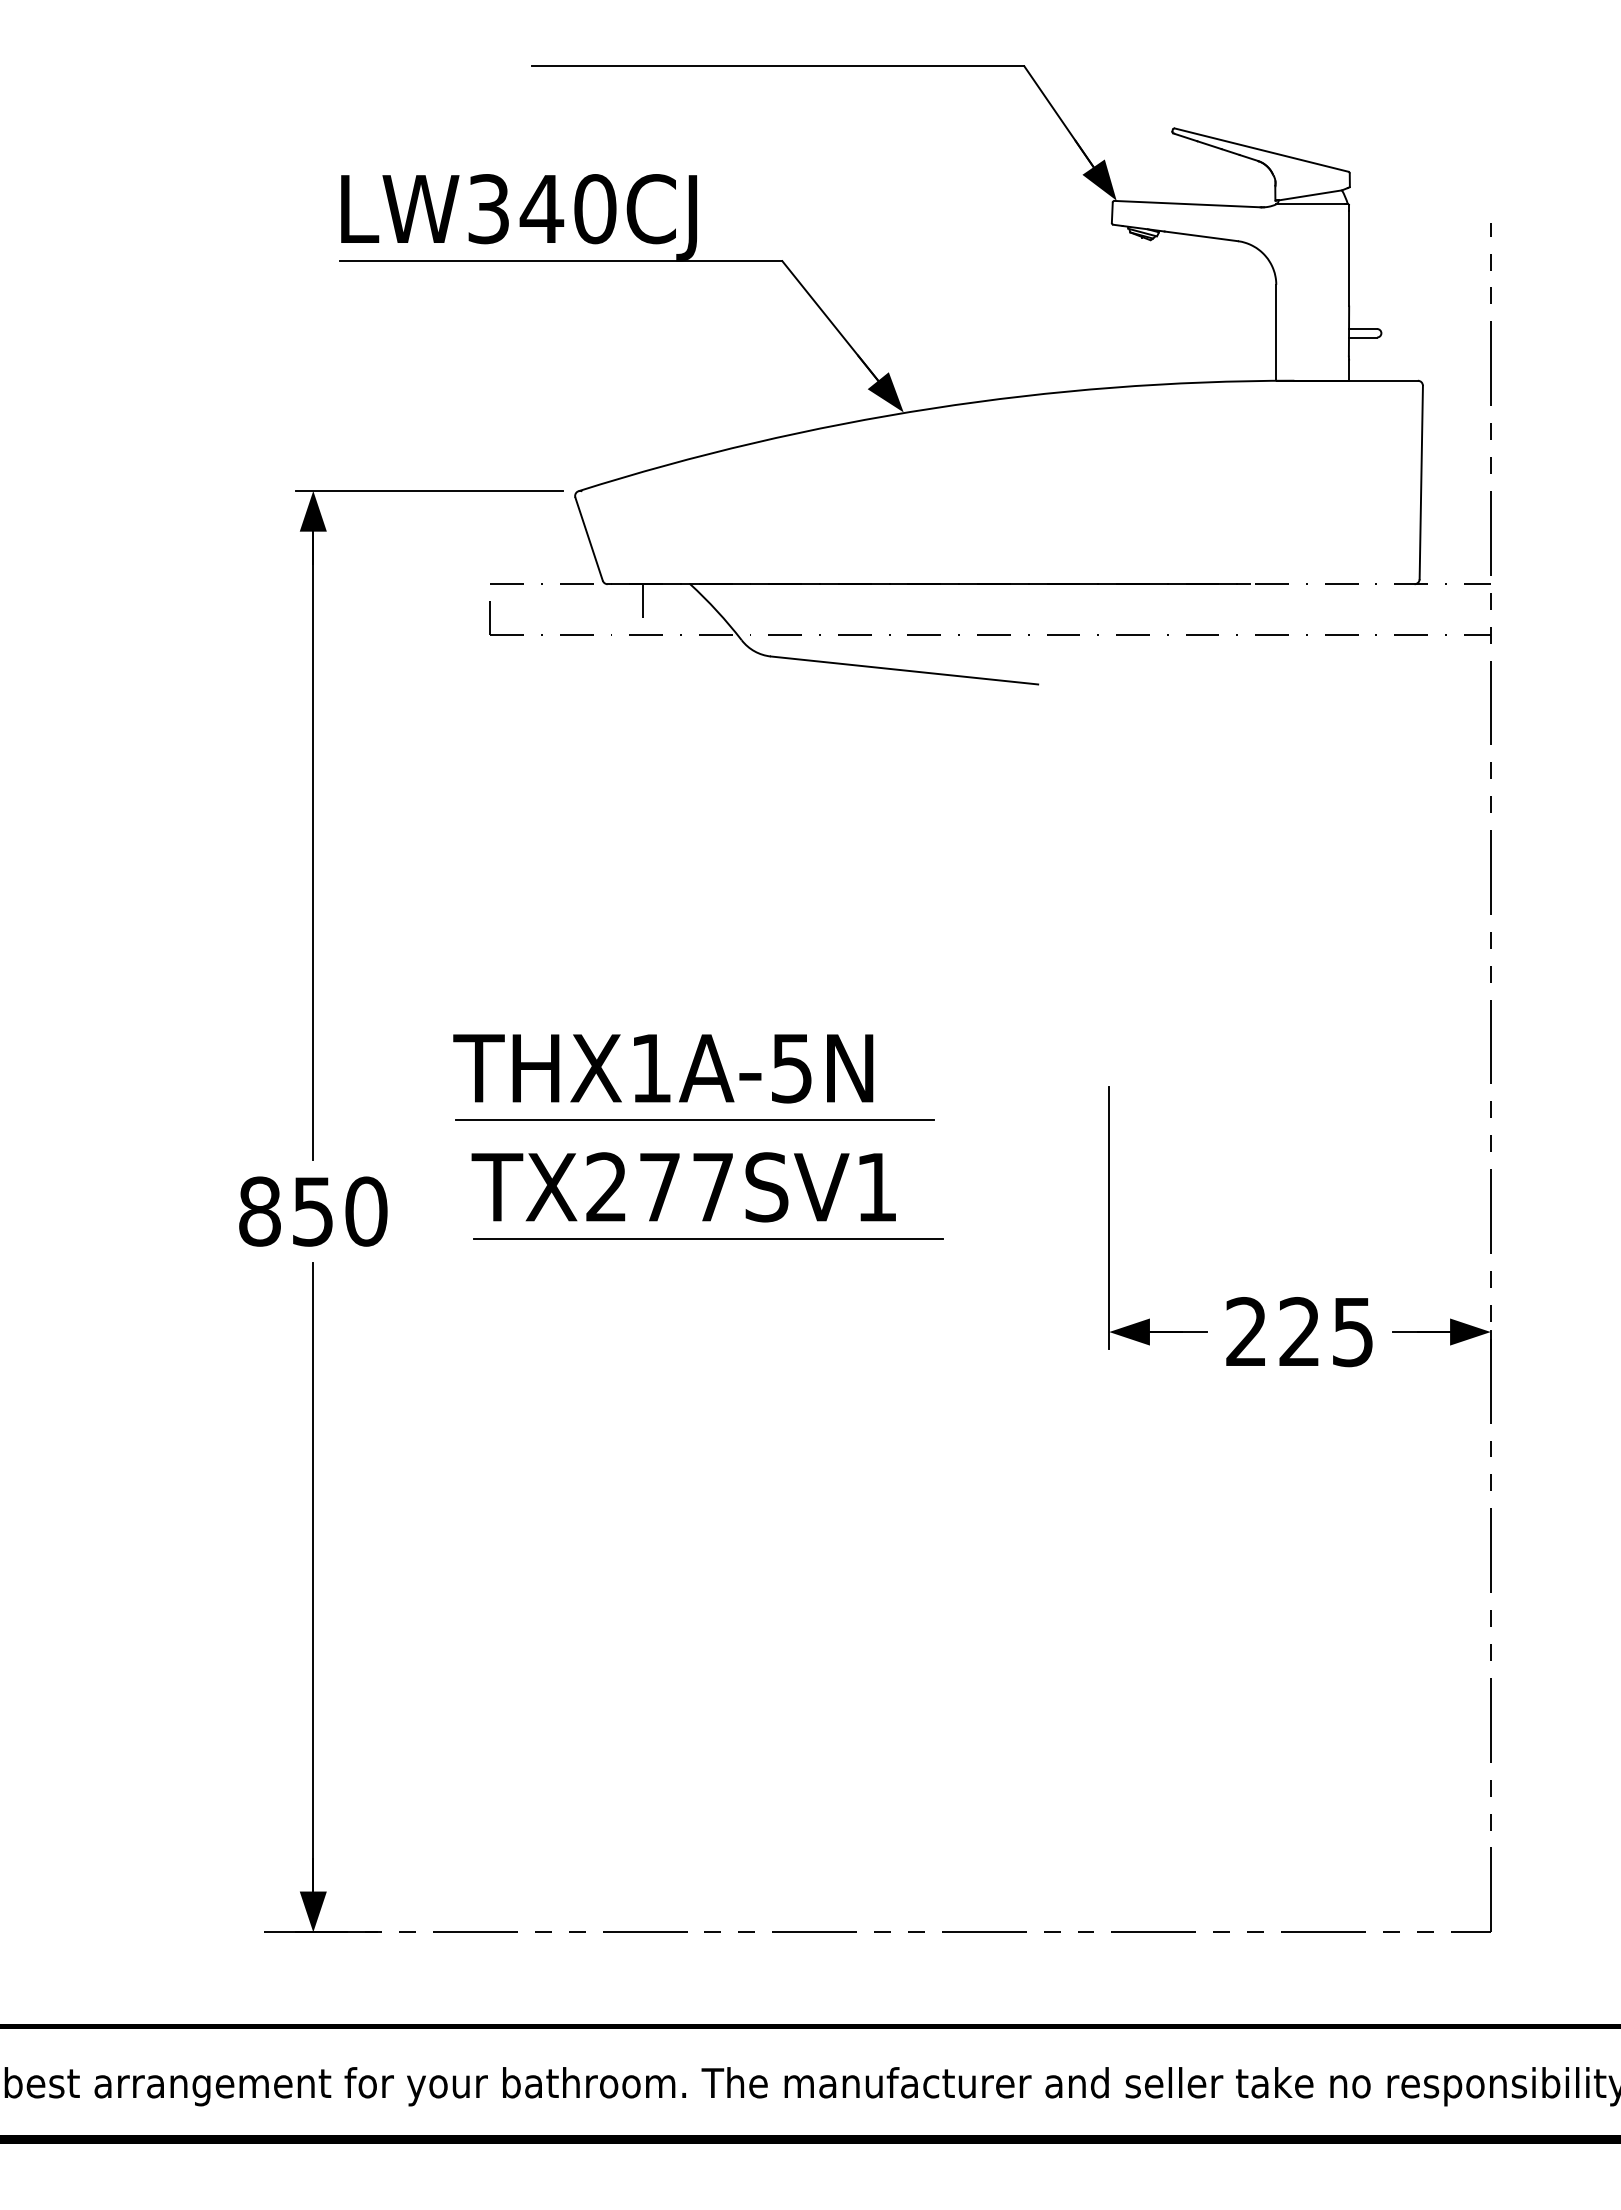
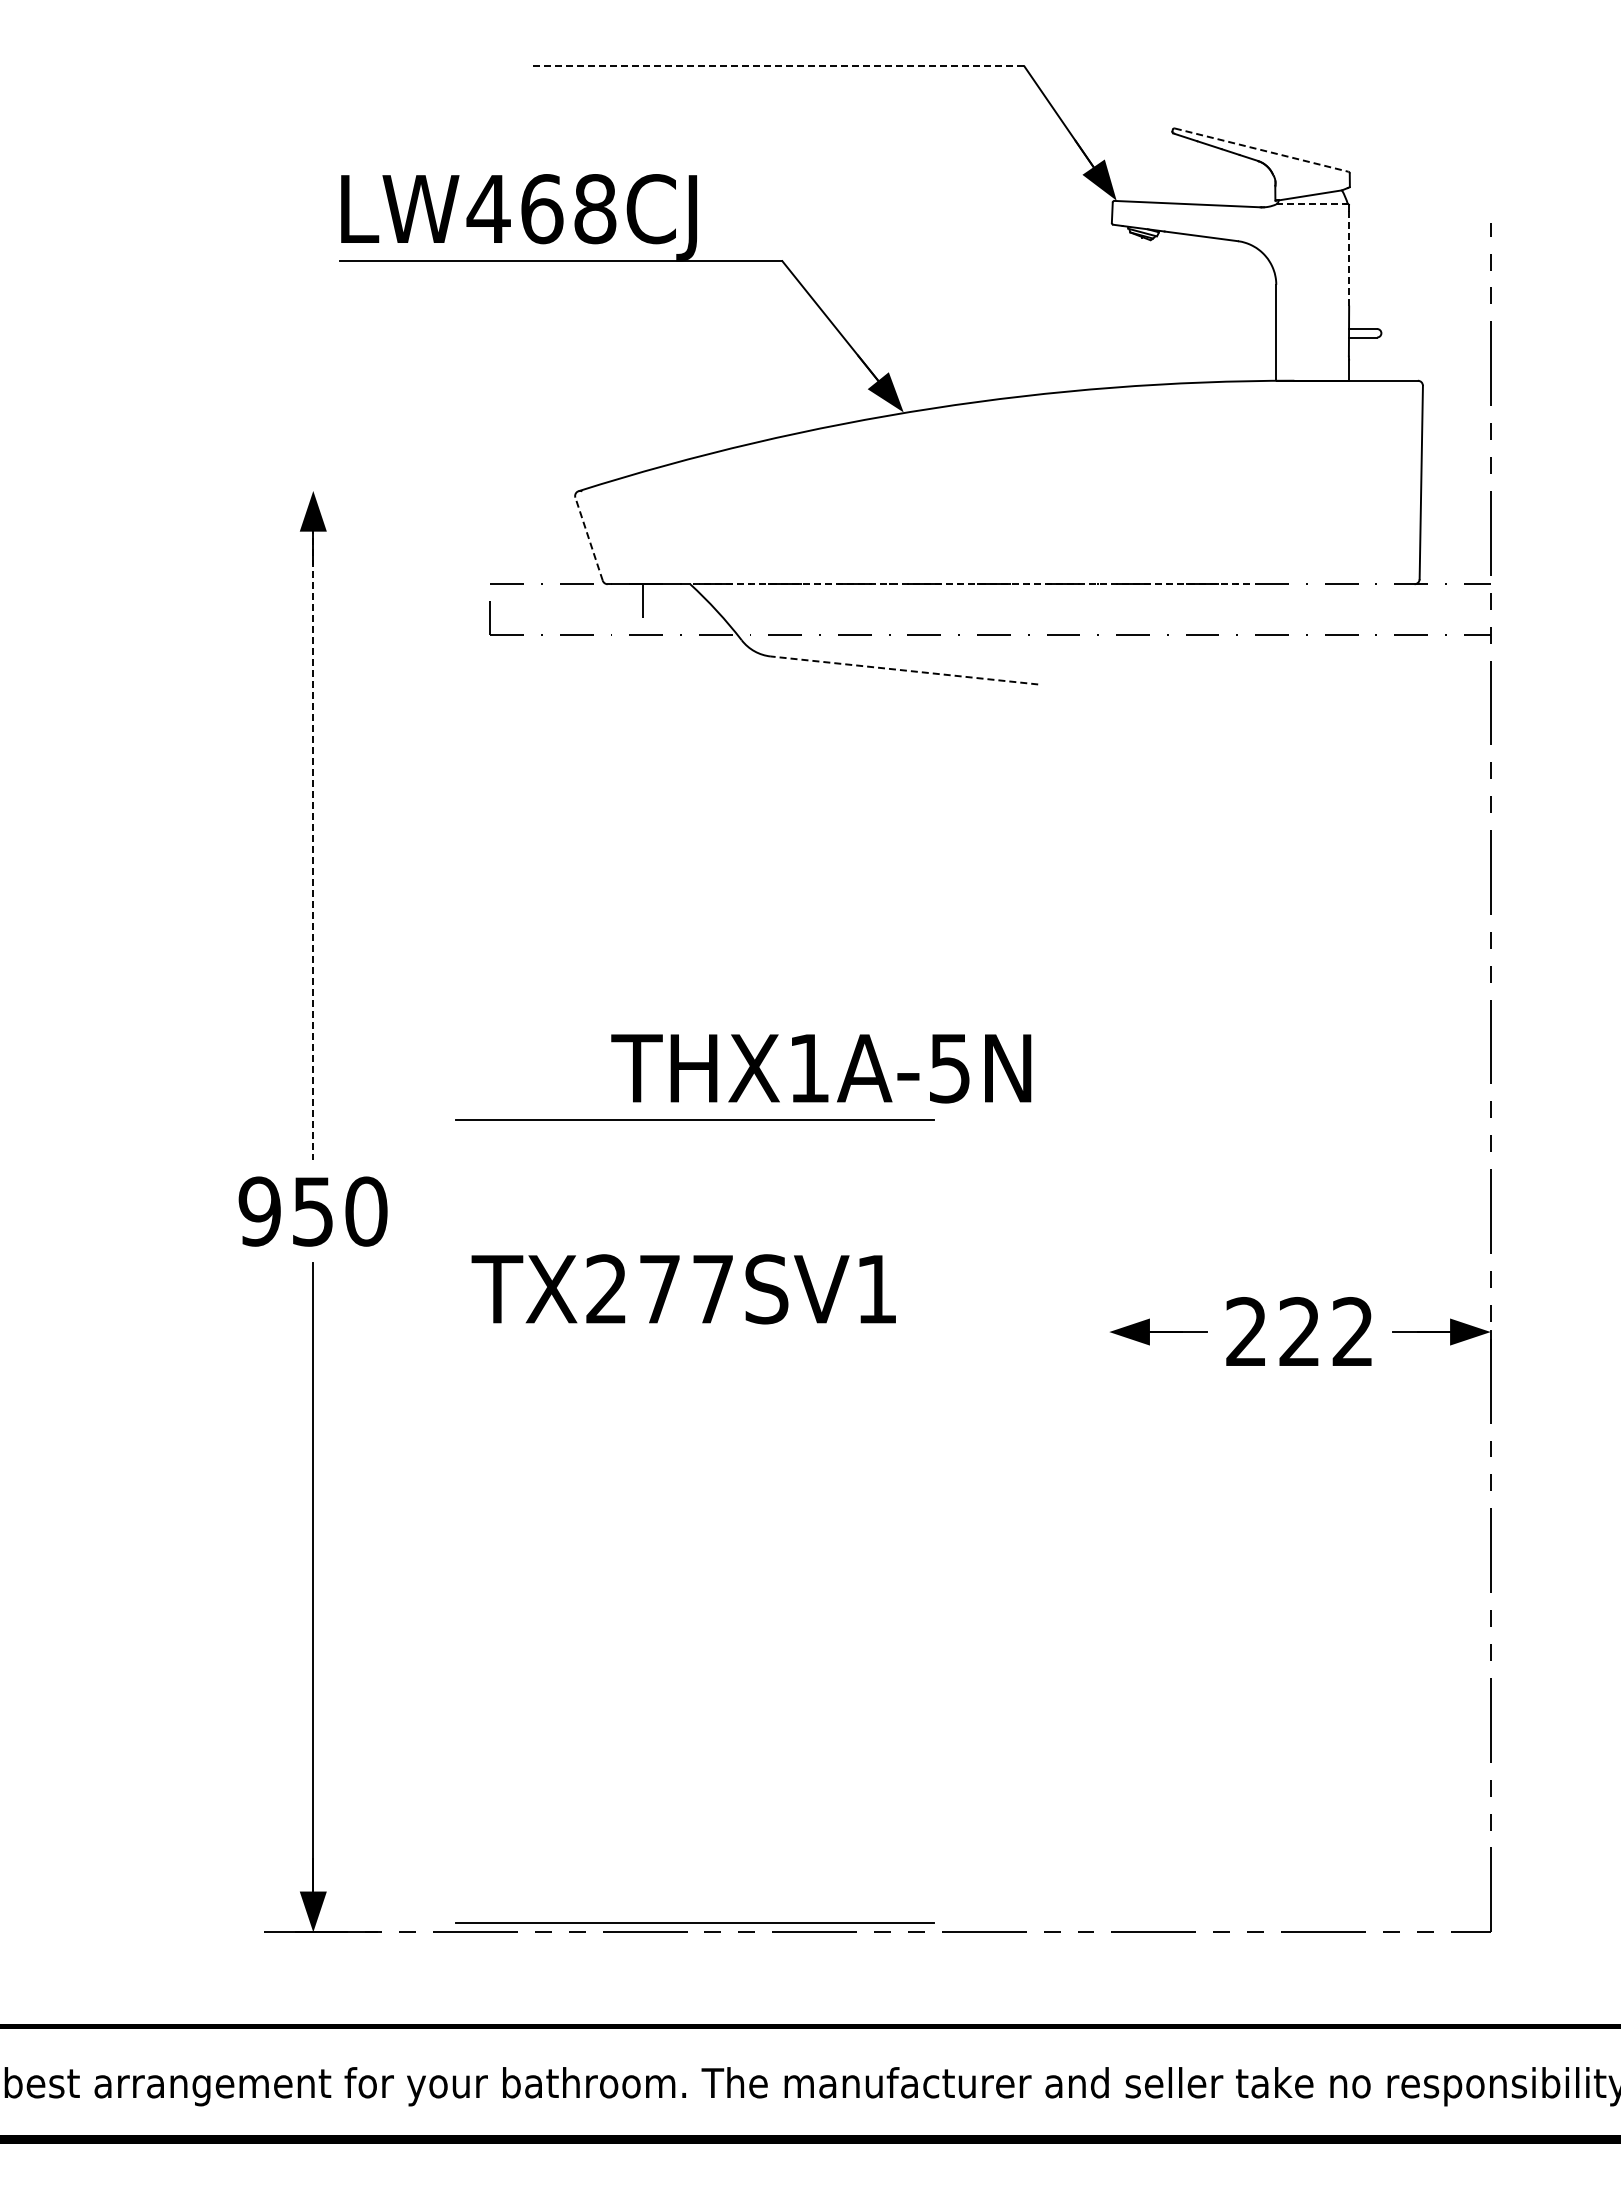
line: solid -> dashed (777, 66)
line: solid -> dashed (1262, 150)
line: solid -> dashed (1312, 204)
text: LW340CJ -> LW468CJ (541, 209)
line: solid -> dashed (1349, 258)
line: present -> none (429, 490)
line: solid -> dashed (589, 539)
line: solid -> dashed (970, 584)
line: solid -> dashed (904, 670)
line: solid -> dashed (313, 832)
text position: (663, 1068) -> (821, 1068) (821, 1068)
text position: (683, 1187) -> (683, 1289) (683, 1289)
text: 850 -> 950 (259, 1211)
line: present -> none (1109, 1218)
line: present -> none (708, 1239)
text: 225 -> 222 (1352, 1332)
line: none -> present (694, 1922)
